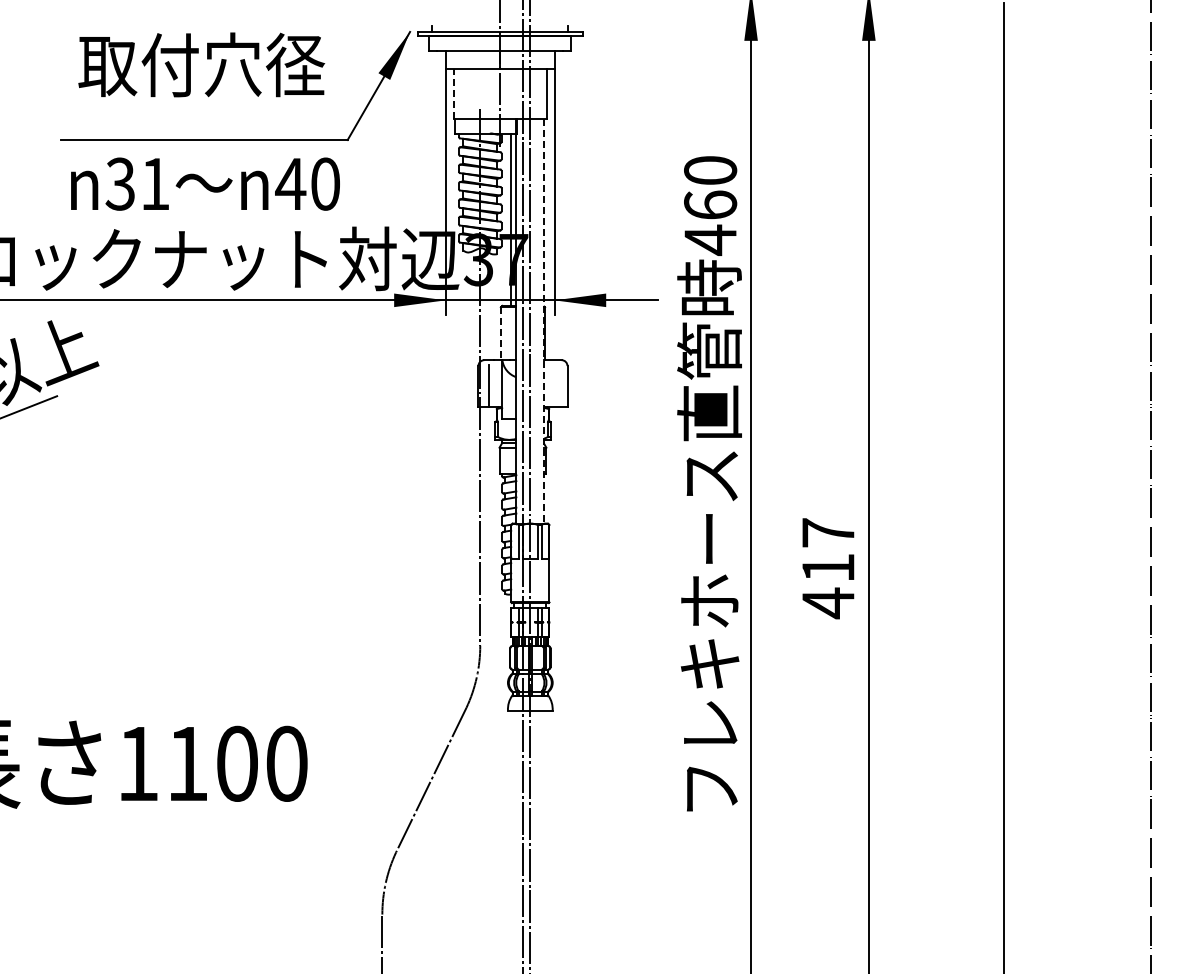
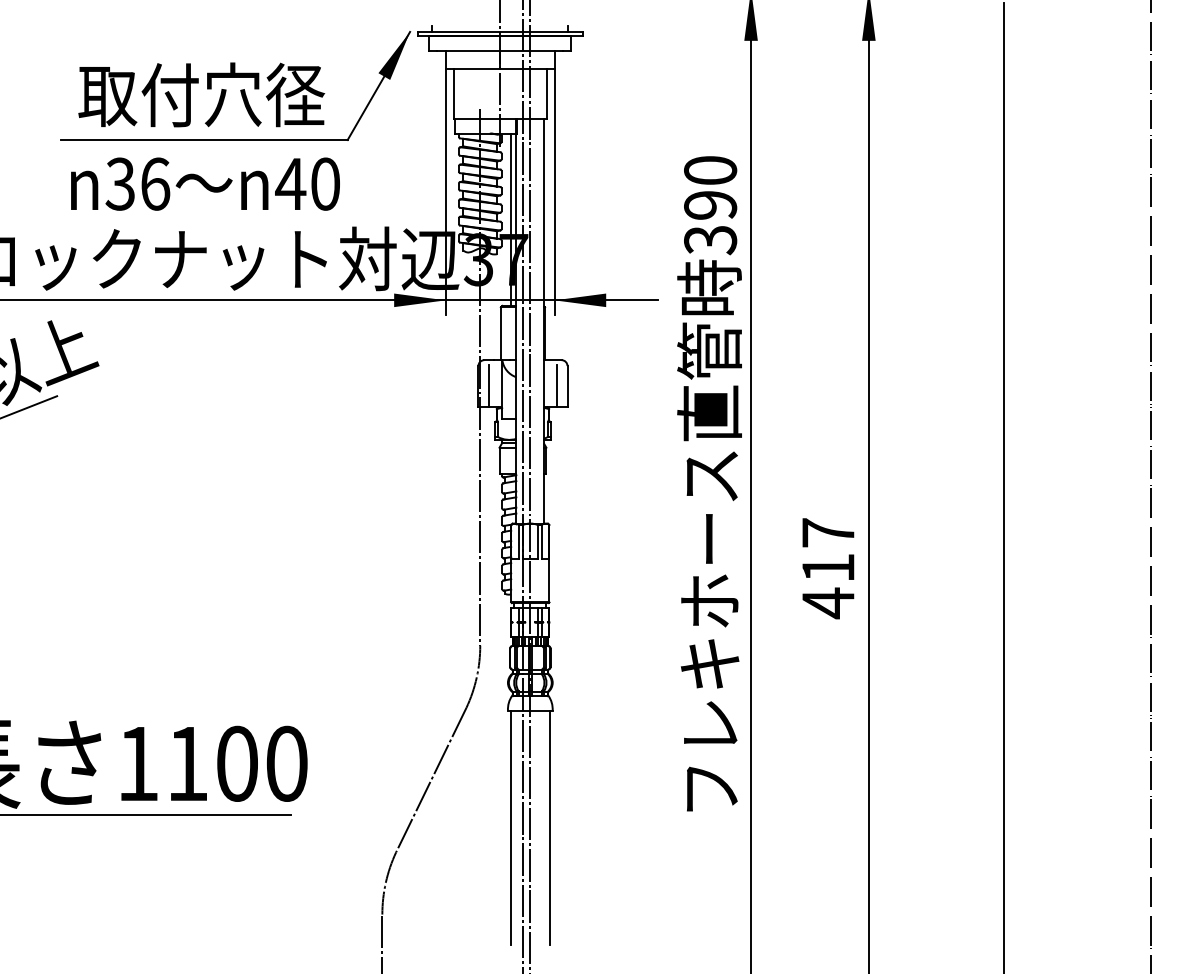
text position: (201, 64) -> (201, 94) (201, 94)
line: dashed -> solid (453, 93)
text: 31 -> 36 (155, 183)
text: 460 -> 390 (710, 222)
line: dashed -> solid (544, 321)
line: dashed -> solid (500, 334)
line: none -> present (556, 385)
line: none -> present (146, 815)
line: none -> present (510, 827)
line: none -> present (550, 827)
